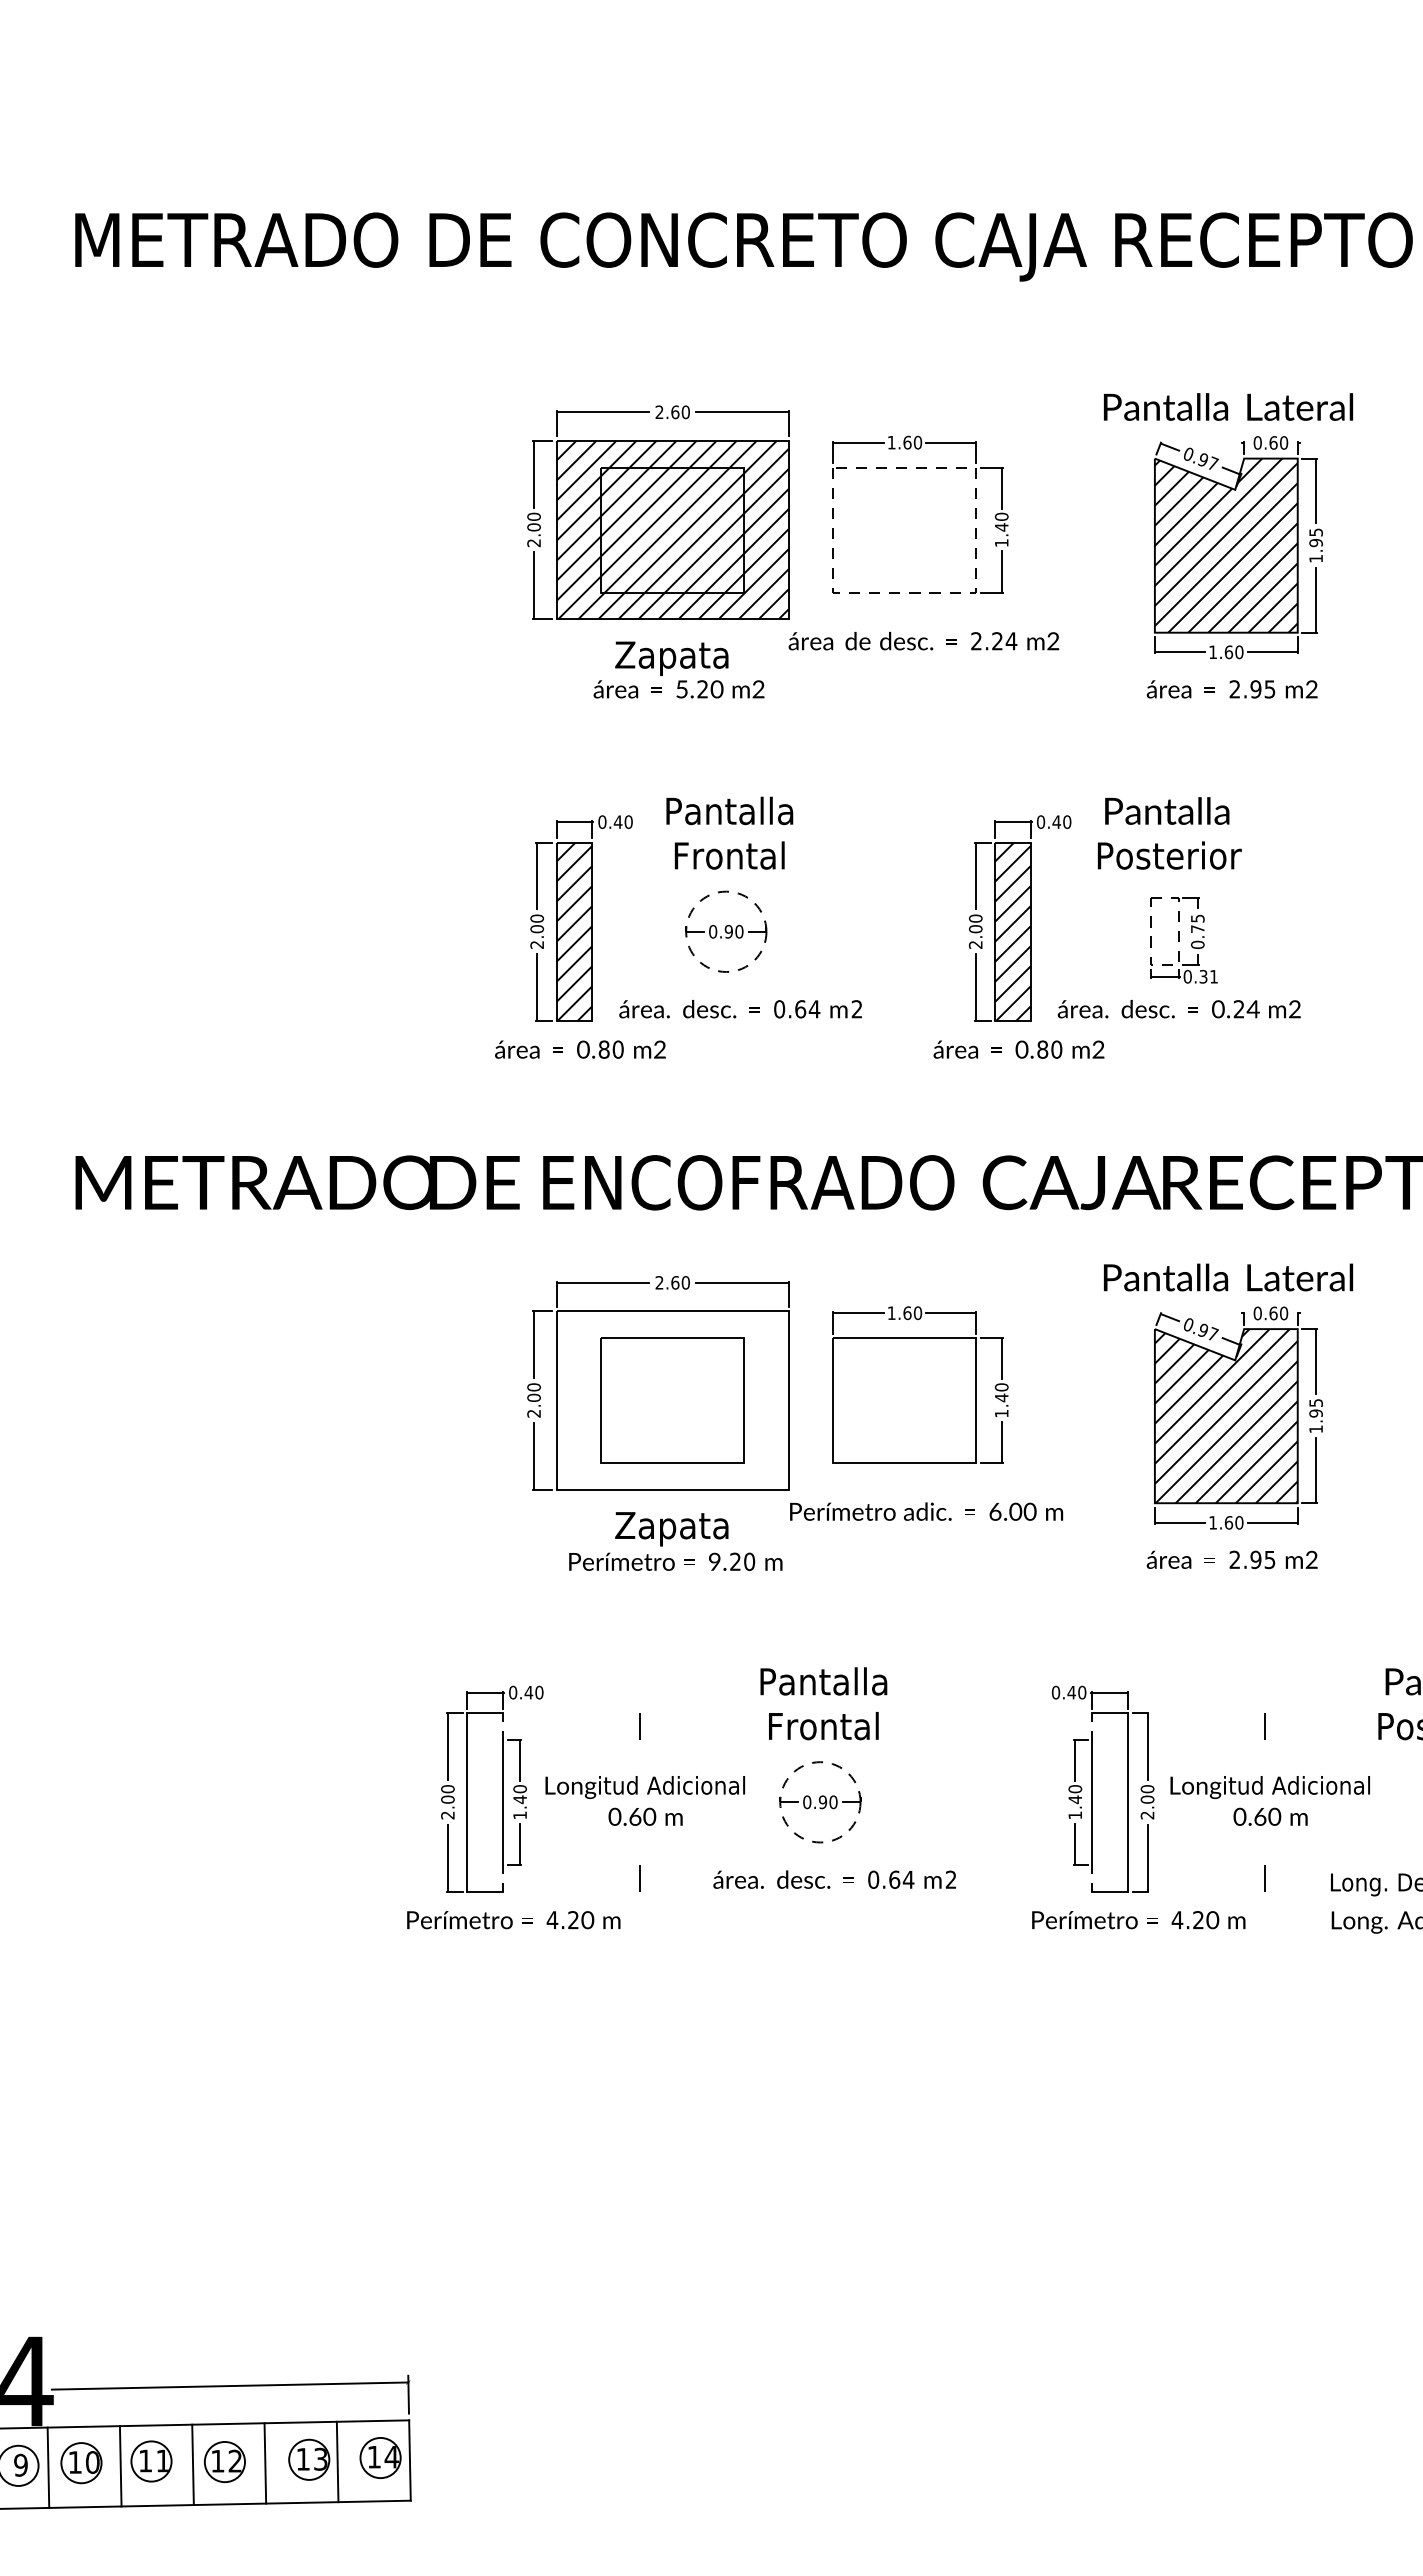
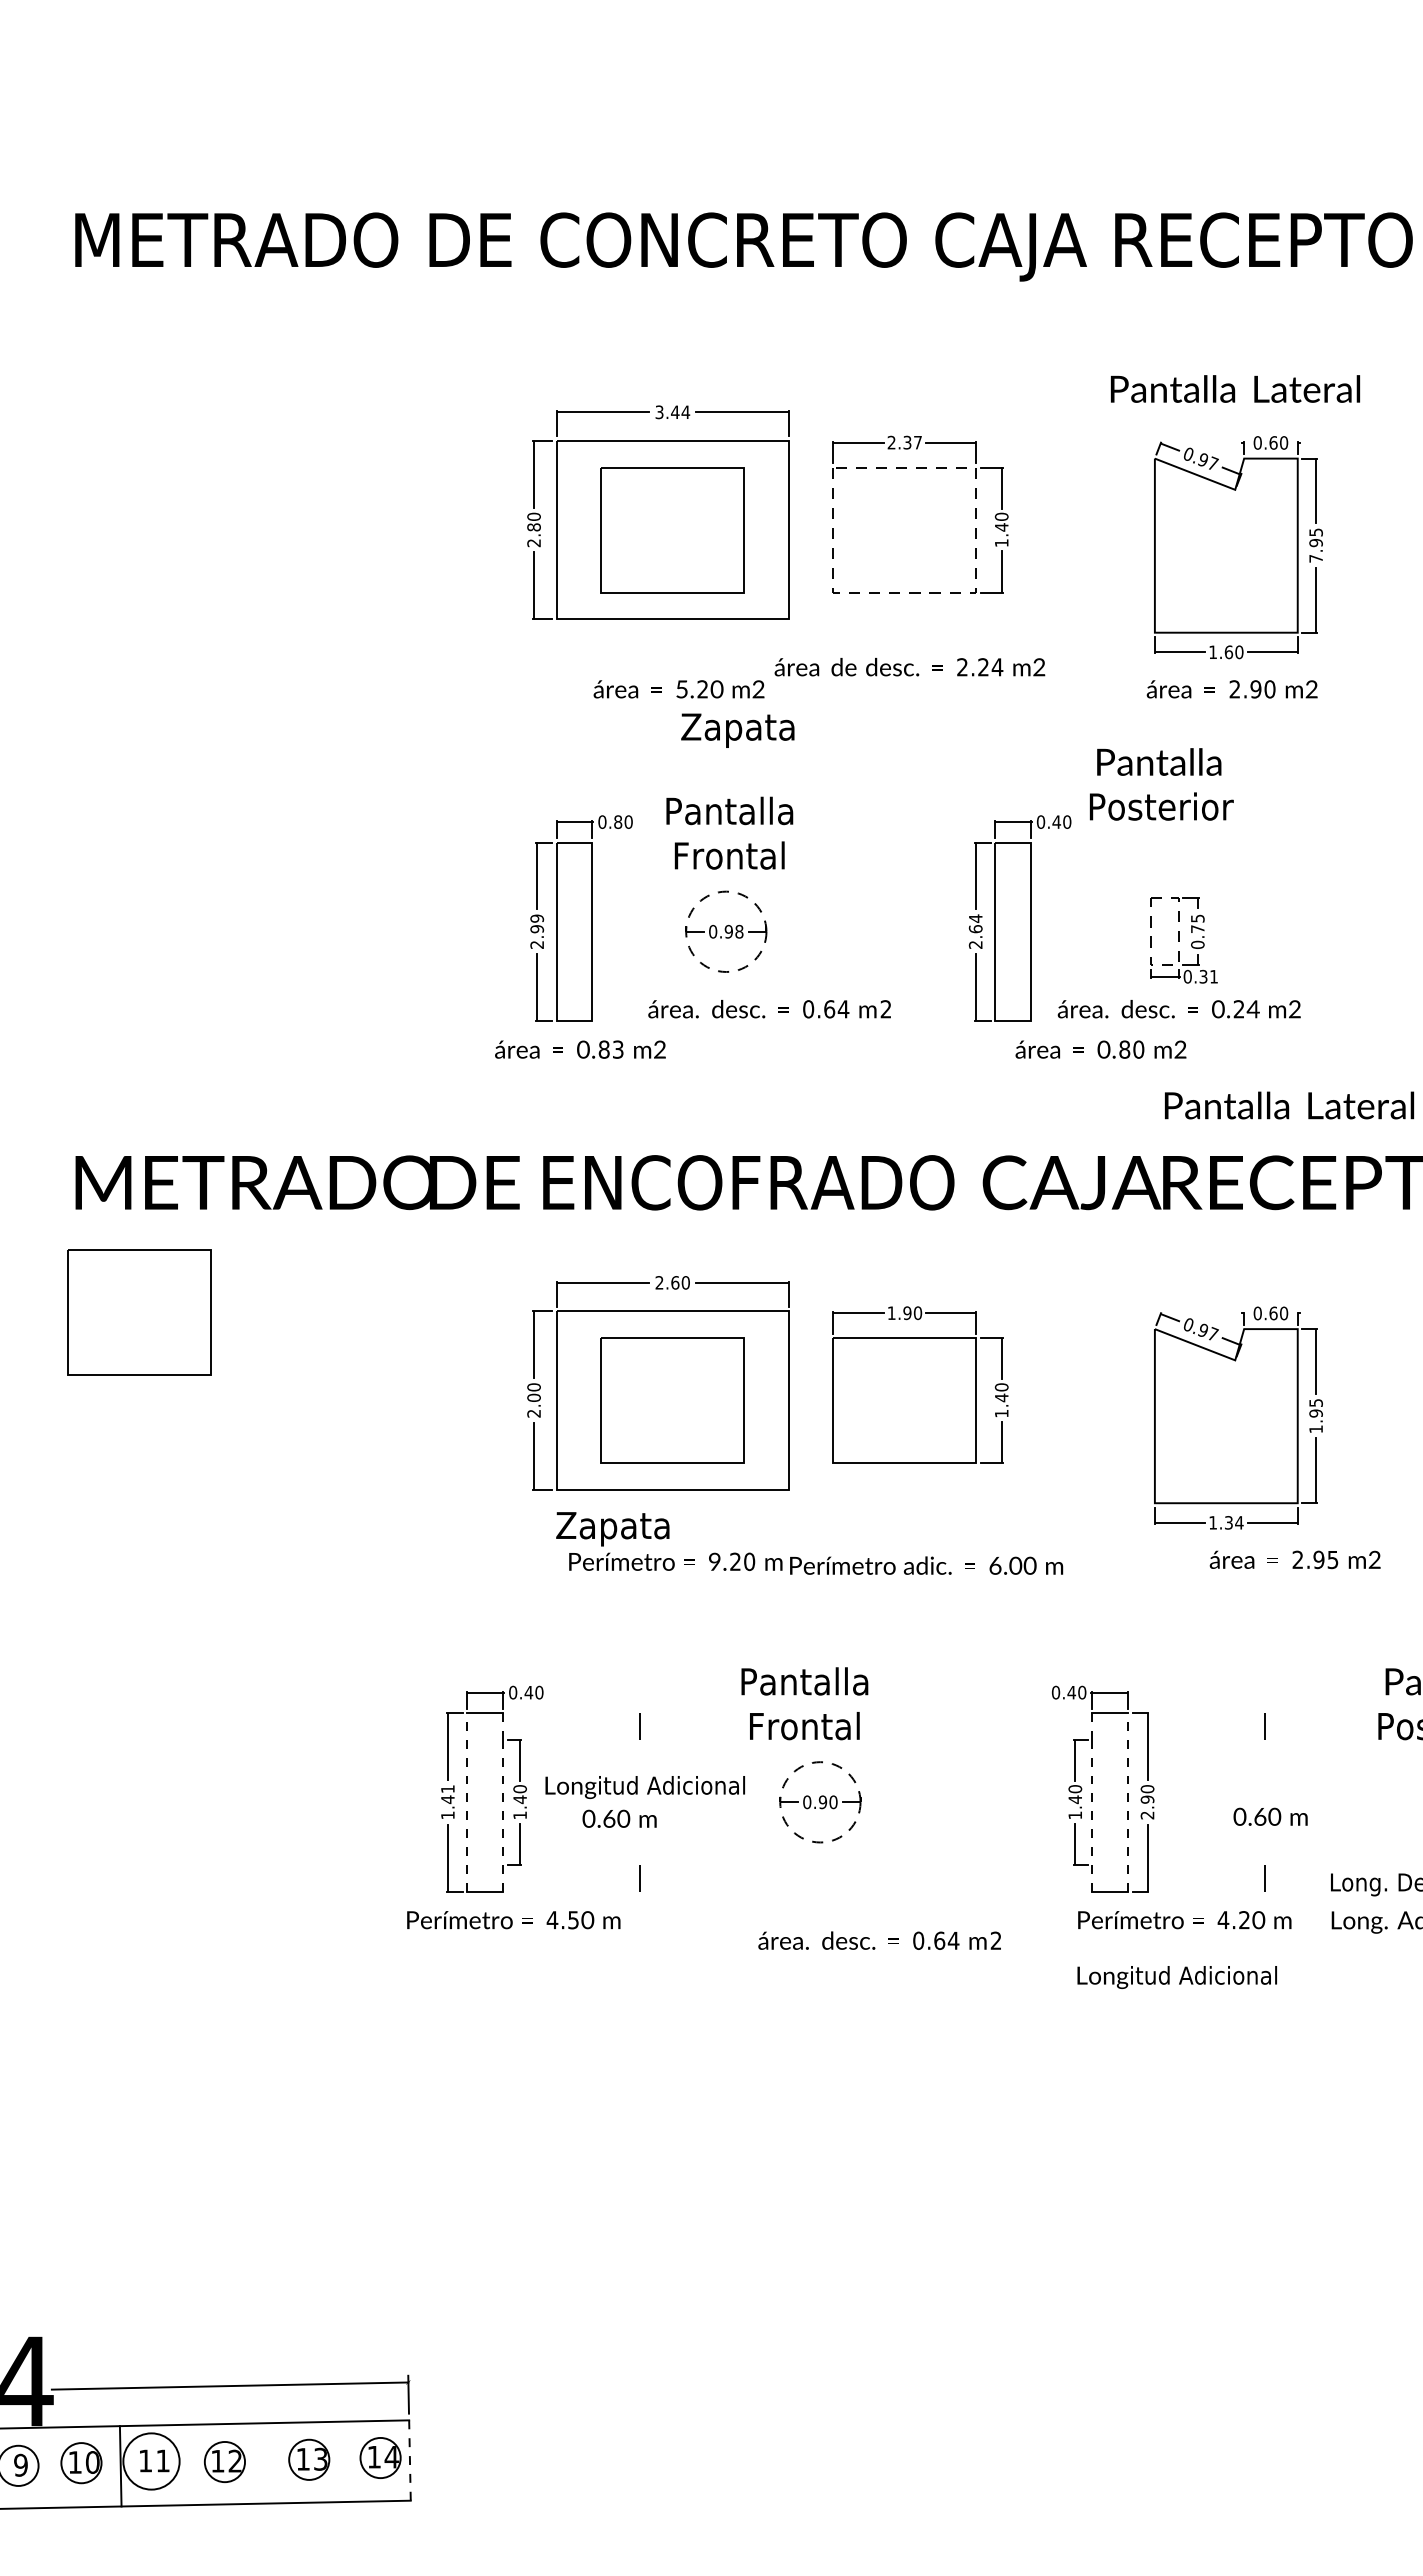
text position: (1228, 406) -> (1235, 388) (1235, 388)
text: 2.60 -> 3.44 (672, 412)
text: 1.60 -> 2.37 (904, 442)
text: 2.00 -> 2.80 (533, 527)
hatch: present -> none (672, 529)
hatch: present -> none (1225, 545)
text: 1.95 -> 7.95 (1315, 558)
text position: (923, 641) -> (909, 667) (909, 667)
text position: (671, 658) -> (737, 730) (737, 730)
text: 2.95 -> 2.90 (1269, 689)
text: 0.40 -> 0.80 (617, 821)
text position: (1169, 833) -> (1161, 784) (1161, 784)
text: 2.00 -> 2.99 (537, 923)
text: 2.00 -> 2.64 (975, 923)
hatch: present -> none (574, 931)
text: 0.90 -> 0.98 (739, 931)
hatch: present -> none (1012, 931)
text position: (740, 1009) -> (769, 1009) (769, 1009)
text: 80 -> 83 (617, 1049)
text position: (1018, 1049) -> (1100, 1049) (1100, 1049)
text position: (1228, 1277) -> (1289, 1105) (1289, 1105)
part: none -> present (139, 1312)
text: 1.60 -> 1.90 (907, 1313)
hatch: present -> none (1225, 1416)
text position: (926, 1511) -> (926, 1565) (926, 1565)
text: 1.60 -> 1.34 (1233, 1522)
text position: (671, 1529) -> (612, 1529) (612, 1529)
text position: (1231, 1559) -> (1294, 1559) (1294, 1559)
text position: (823, 1703) -> (804, 1703) (804, 1703)
text position: (1269, 1787) -> (1176, 1977) (1176, 1977)
text: 2.00 -> 2.90 (1147, 1799)
line: solid -> dashed (467, 1801)
line: solid -> dashed (1128, 1801)
text: 2.00 -> 1.41 (447, 1802)
line: solid -> dashed (503, 1802)
line: solid -> dashed (1092, 1802)
text position: (645, 1816) -> (619, 1818) (619, 1818)
text position: (834, 1879) -> (879, 1940) (879, 1940)
text: 4.2 -> 4.5 (573, 1920)
text position: (1138, 1920) -> (1184, 1920) (1184, 1920)
circle diameter: 40 px -> 56 px (151, 2461)
line: present -> none (337, 2461)
line: solid -> dashed (409, 2461)
line: present -> none (265, 2463)
line: present -> none (192, 2464)
line: present -> none (48, 2467)
